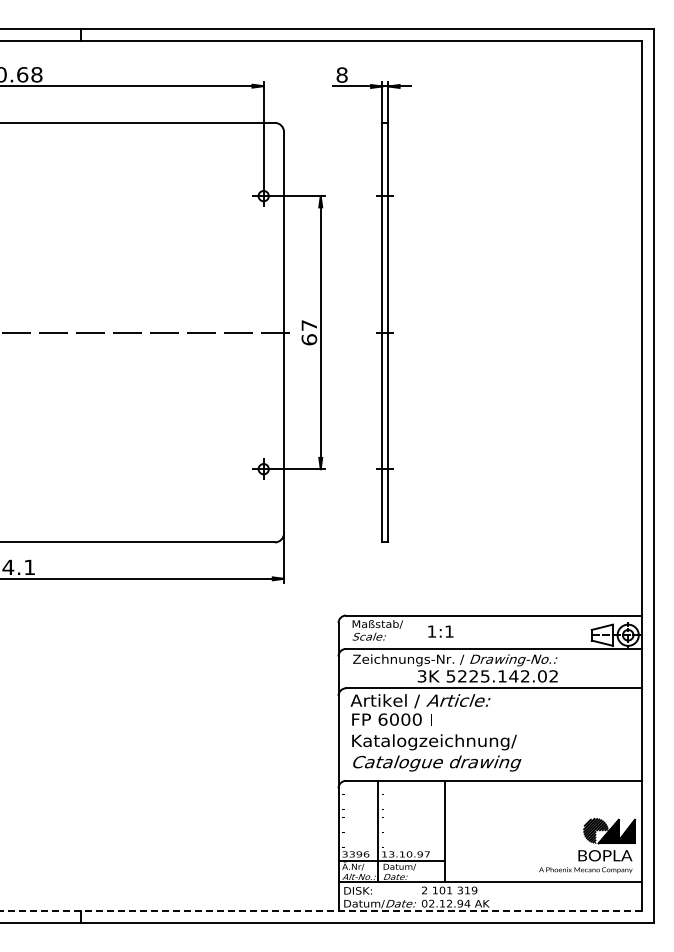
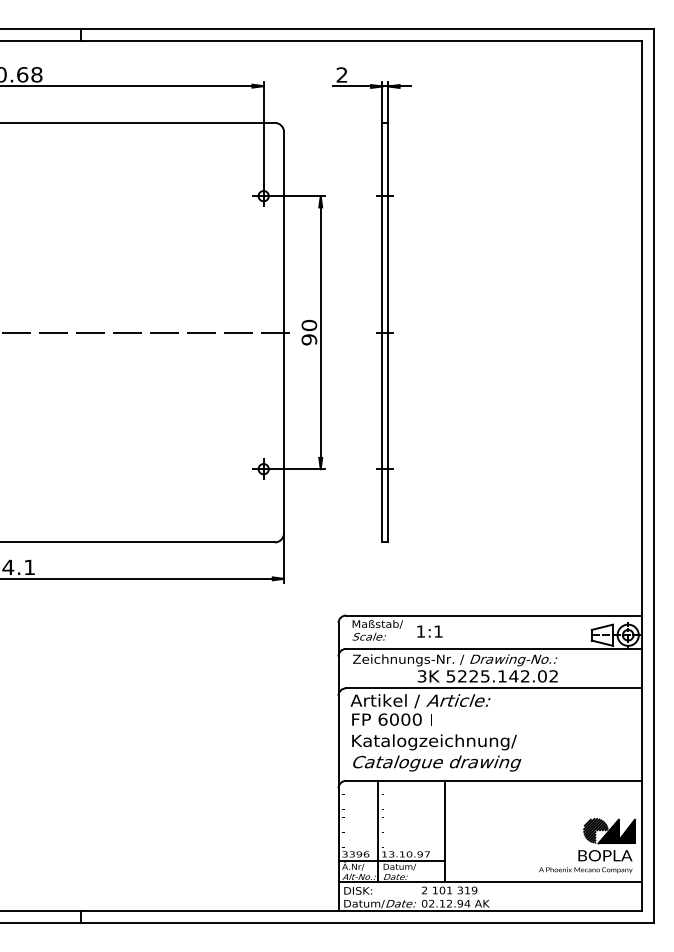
text: 8 -> 2 (341, 74)
text: 67 -> 90 (309, 332)
text position: (440, 631) -> (429, 631) (429, 631)
line: dashed -> solid (321, 911)
